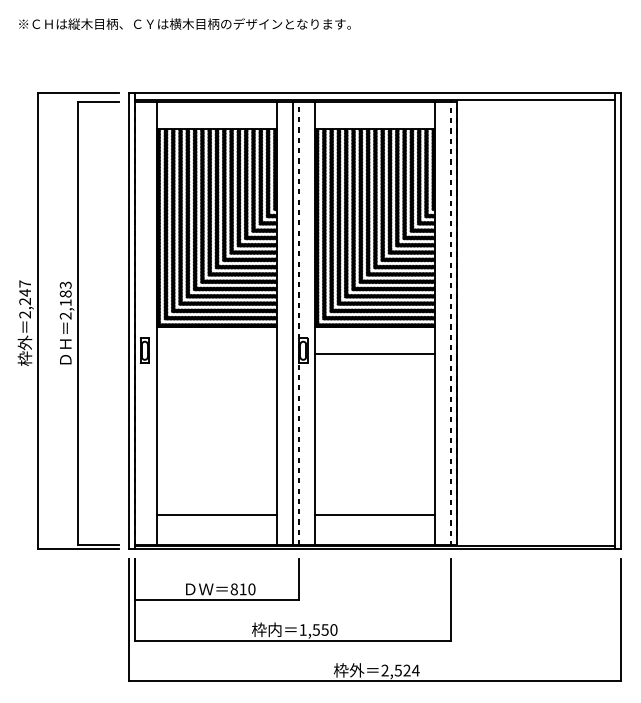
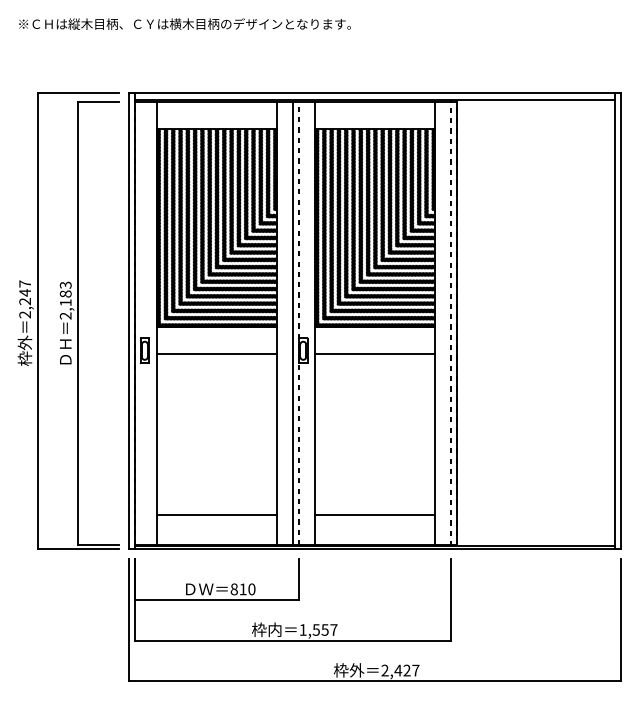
line: none -> present (216, 353)
text: 1,550 -> 1,557 (333, 629)
text: 2,524 -> 2,427 (406, 670)
